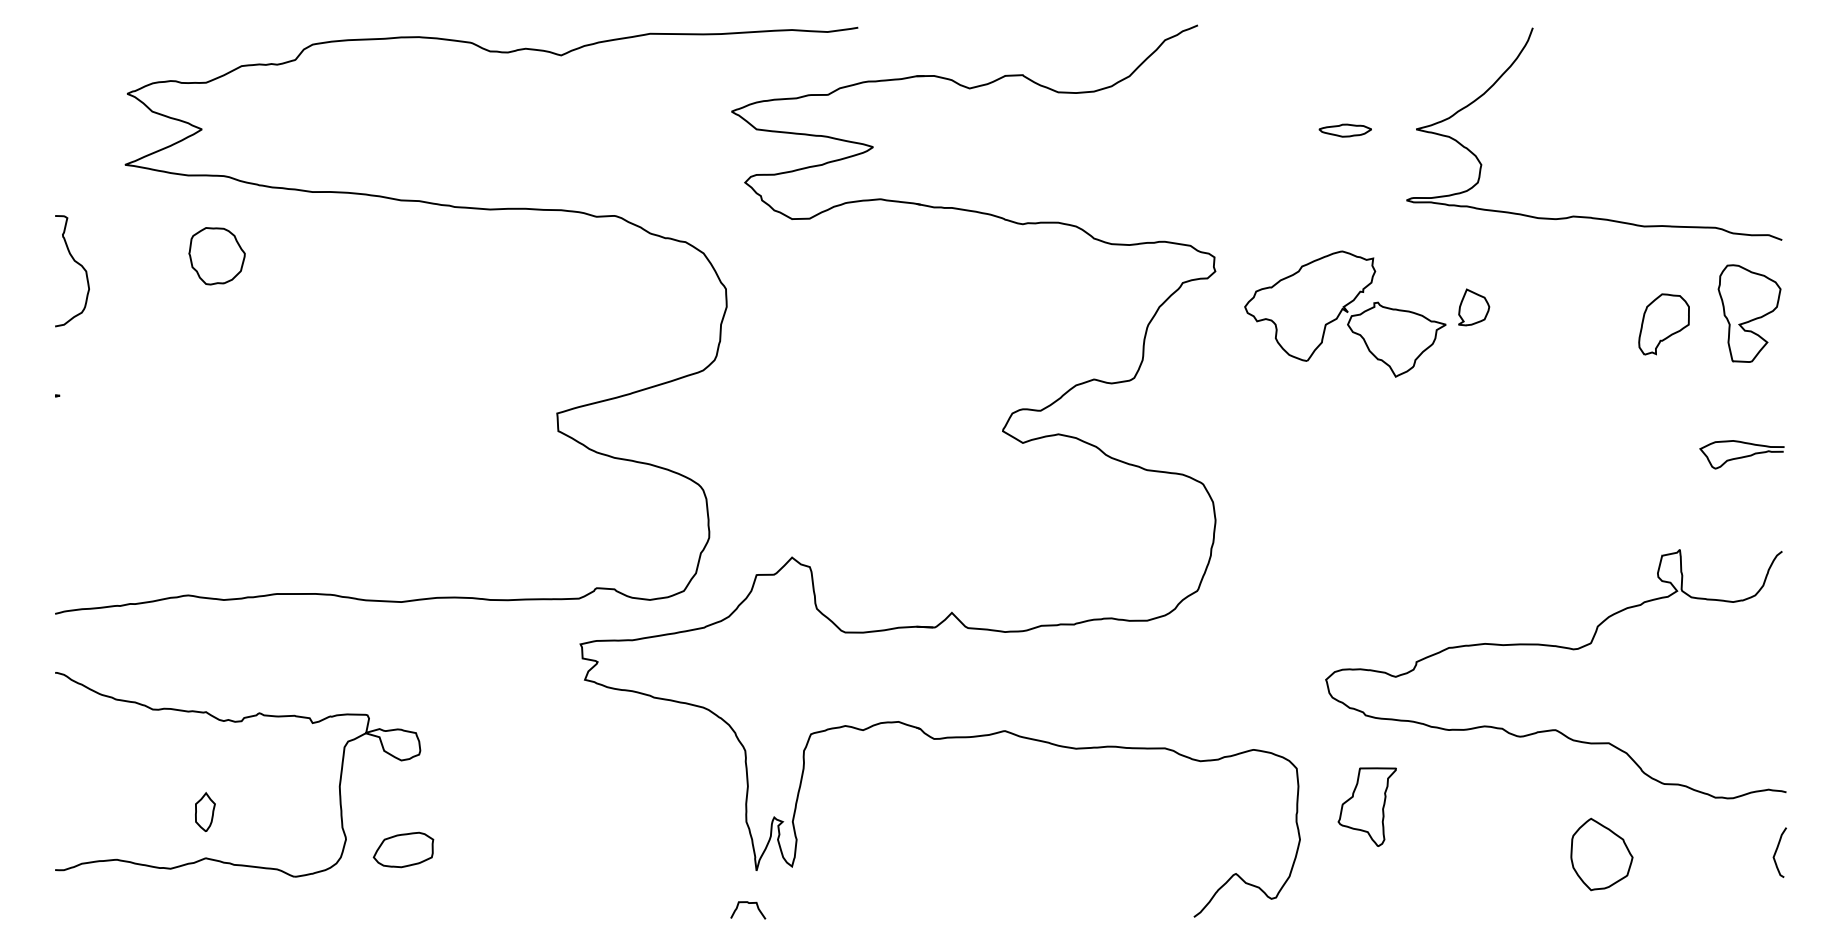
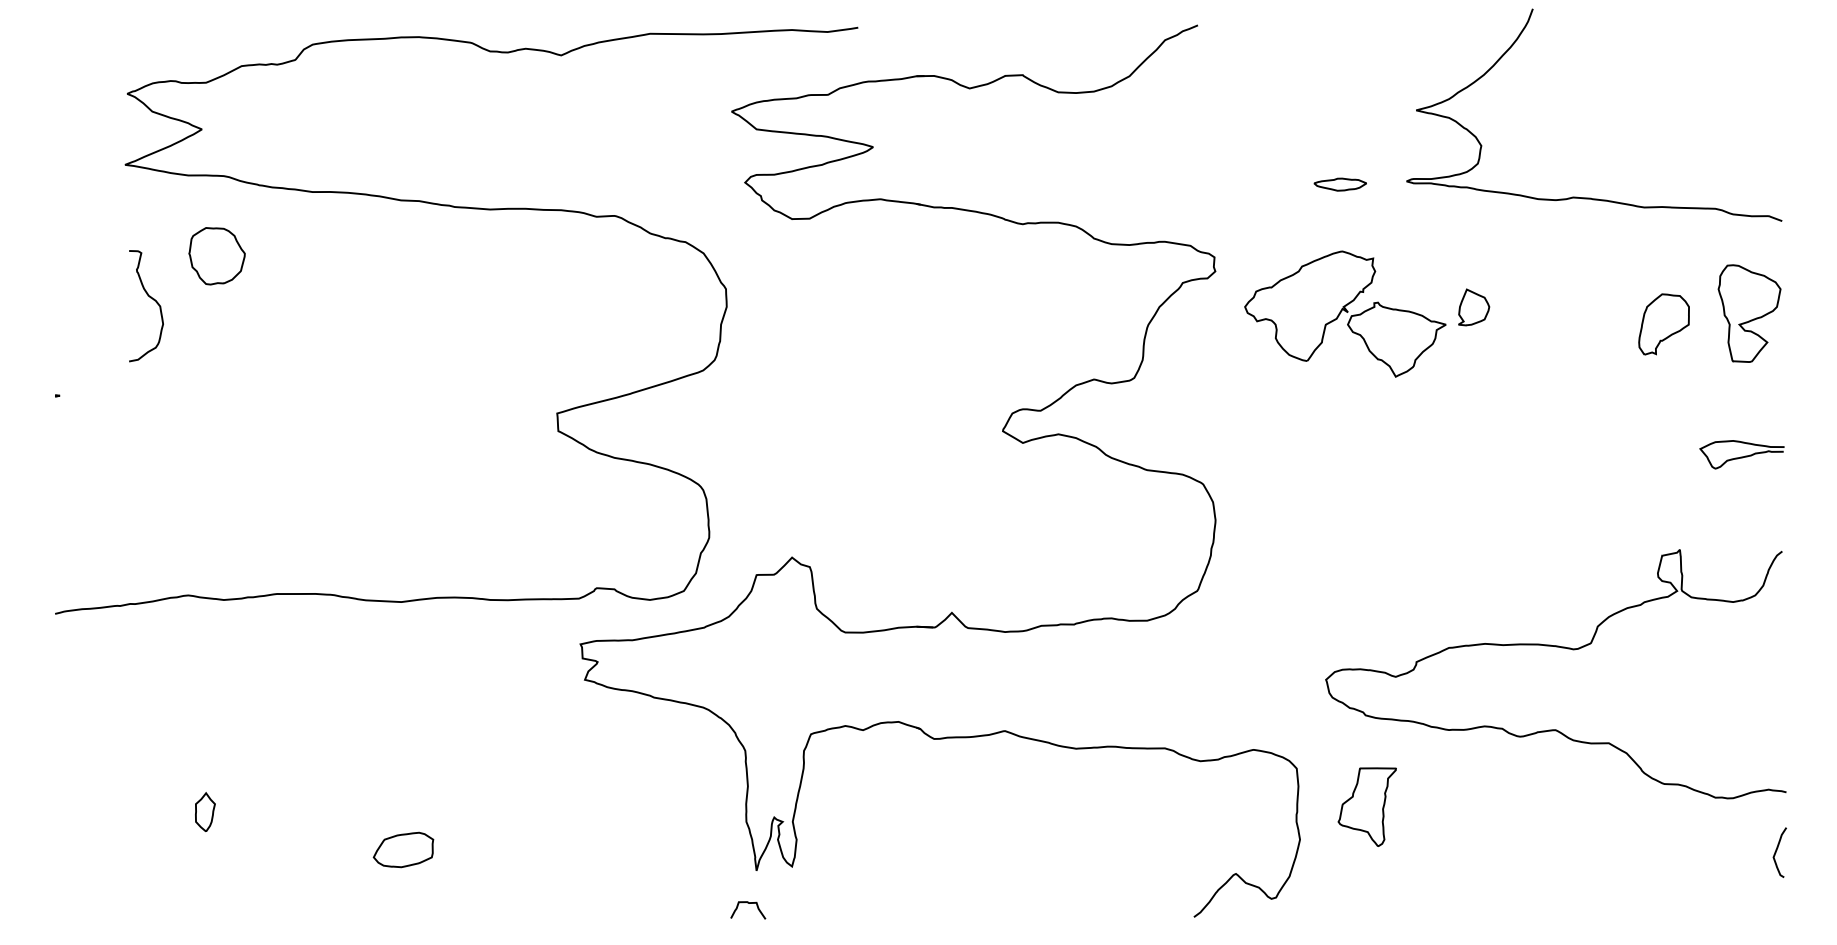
part position: (1344, 130) -> (1339, 184) (1339, 184)
curve position: (1590, 216) -> (1590, 197) (1590, 197)
curve position: (76, 263) -> (150, 298) (150, 298)
part: present -> none (238, 722)
part: present -> none (1601, 854)
